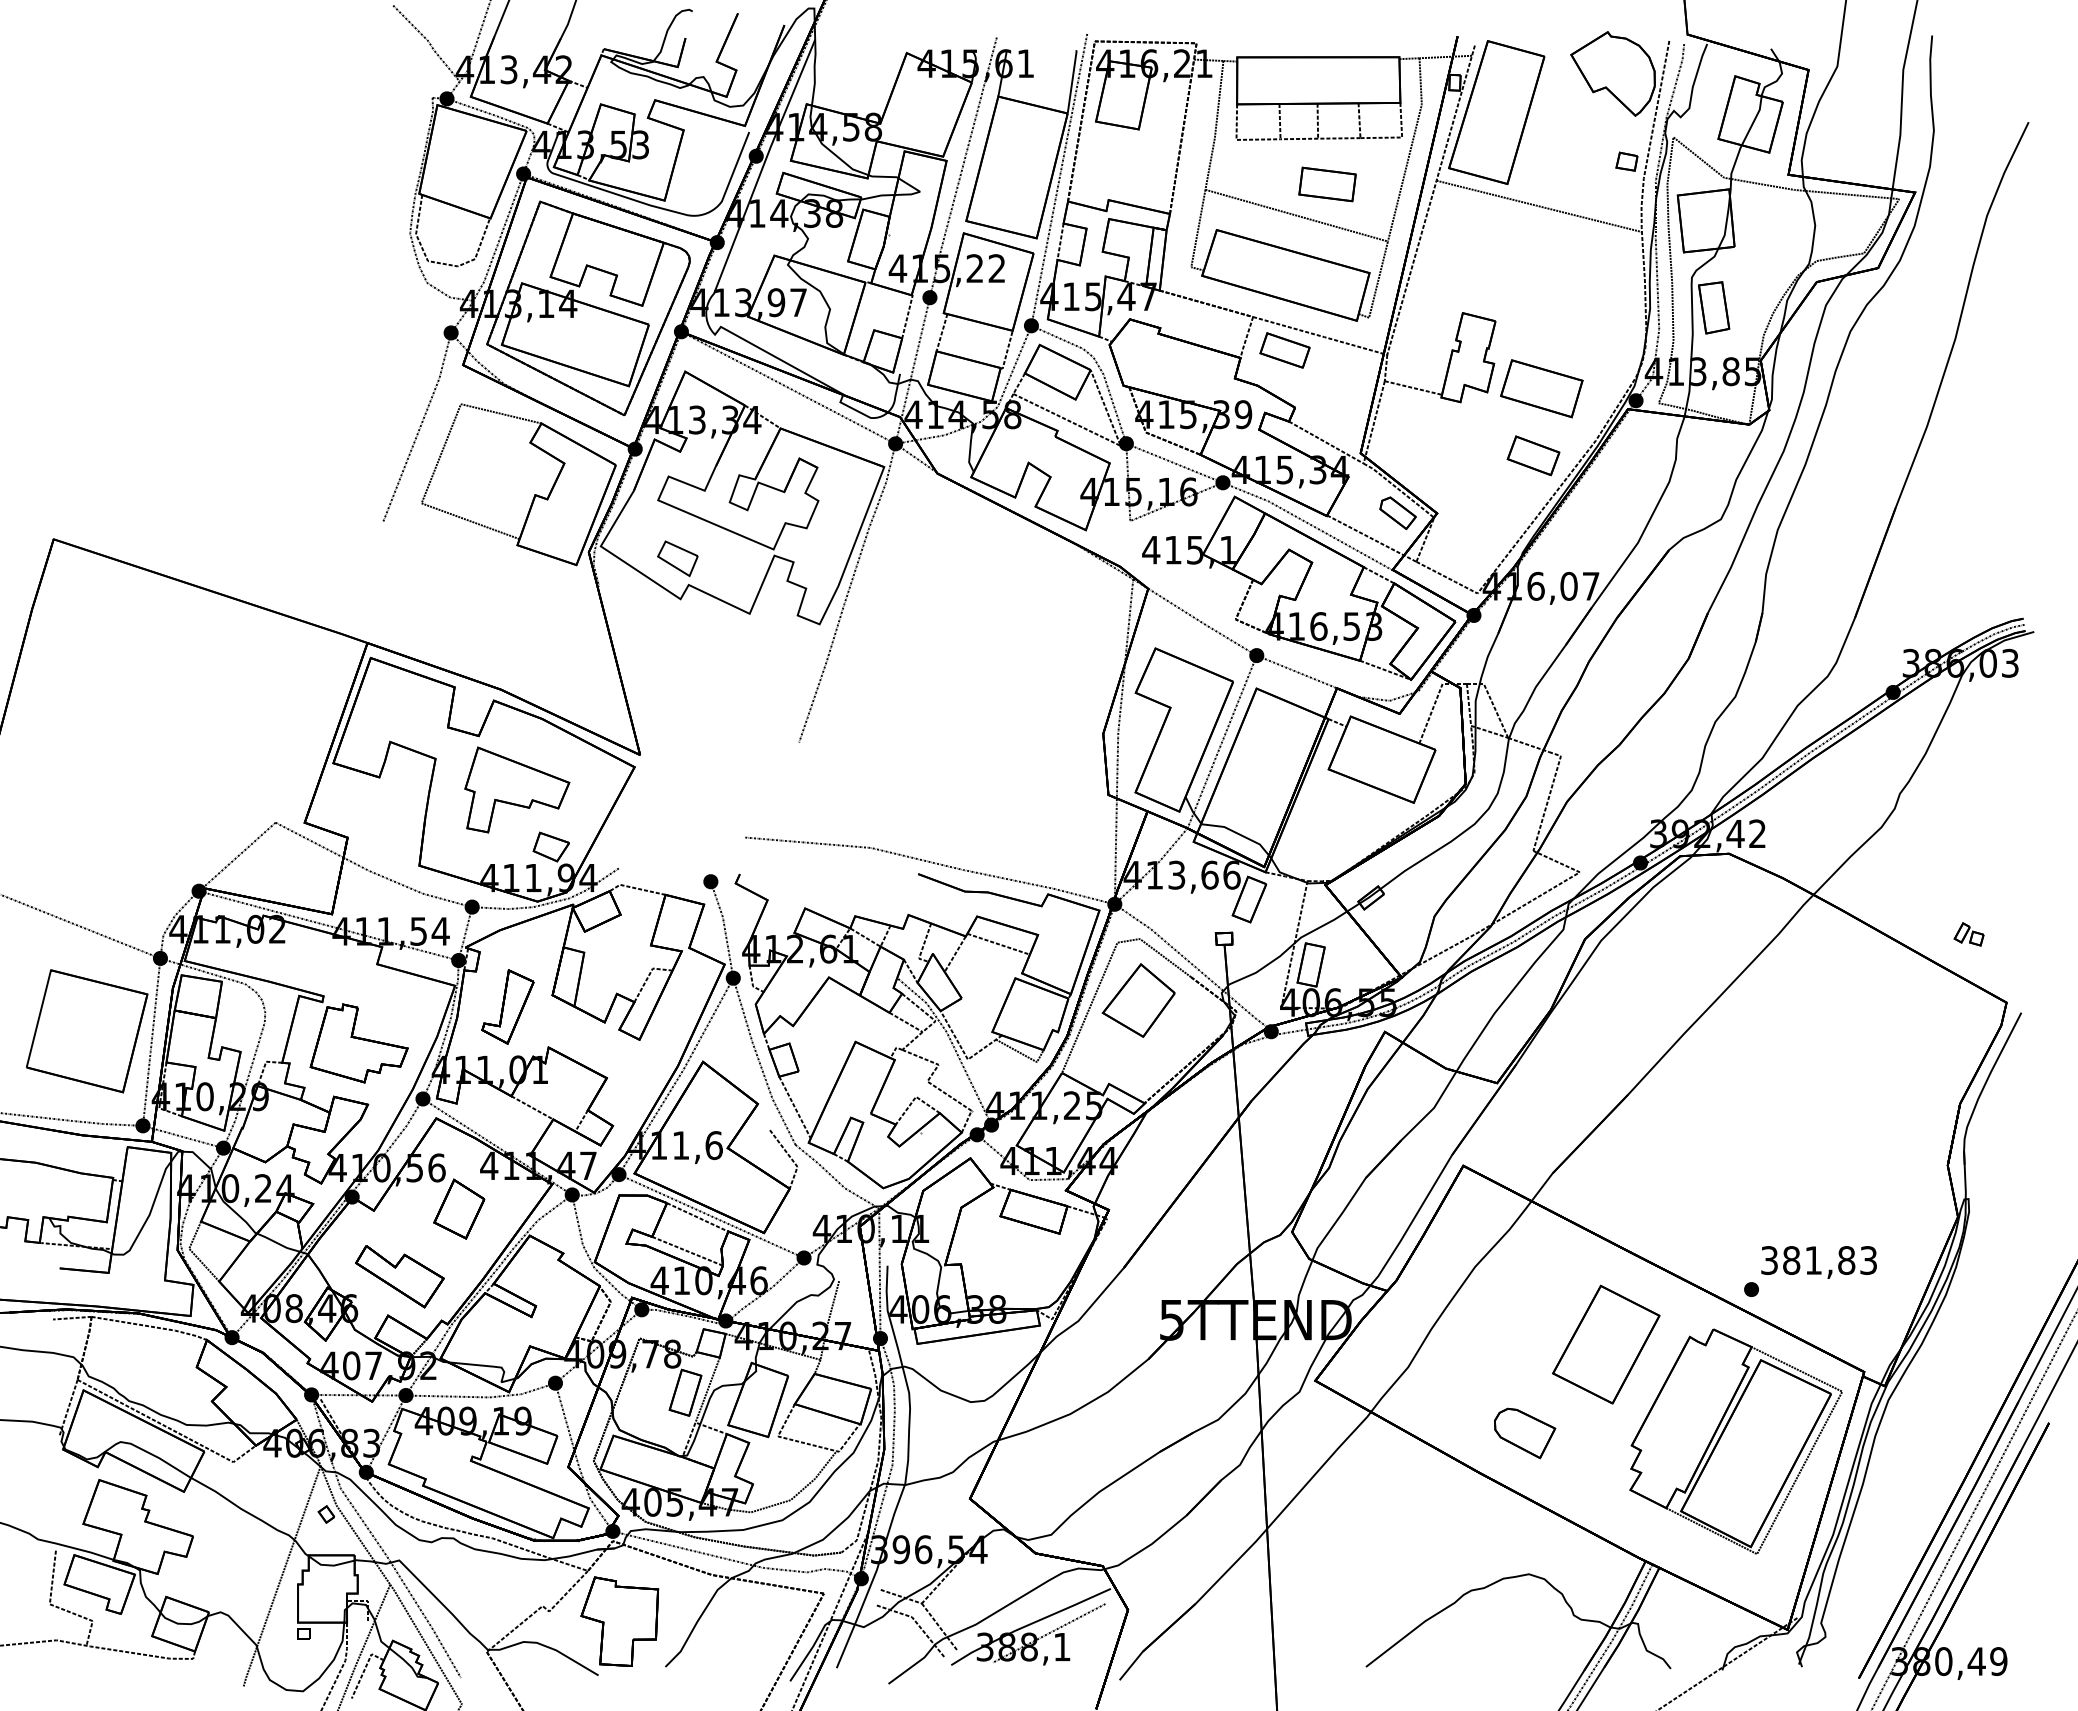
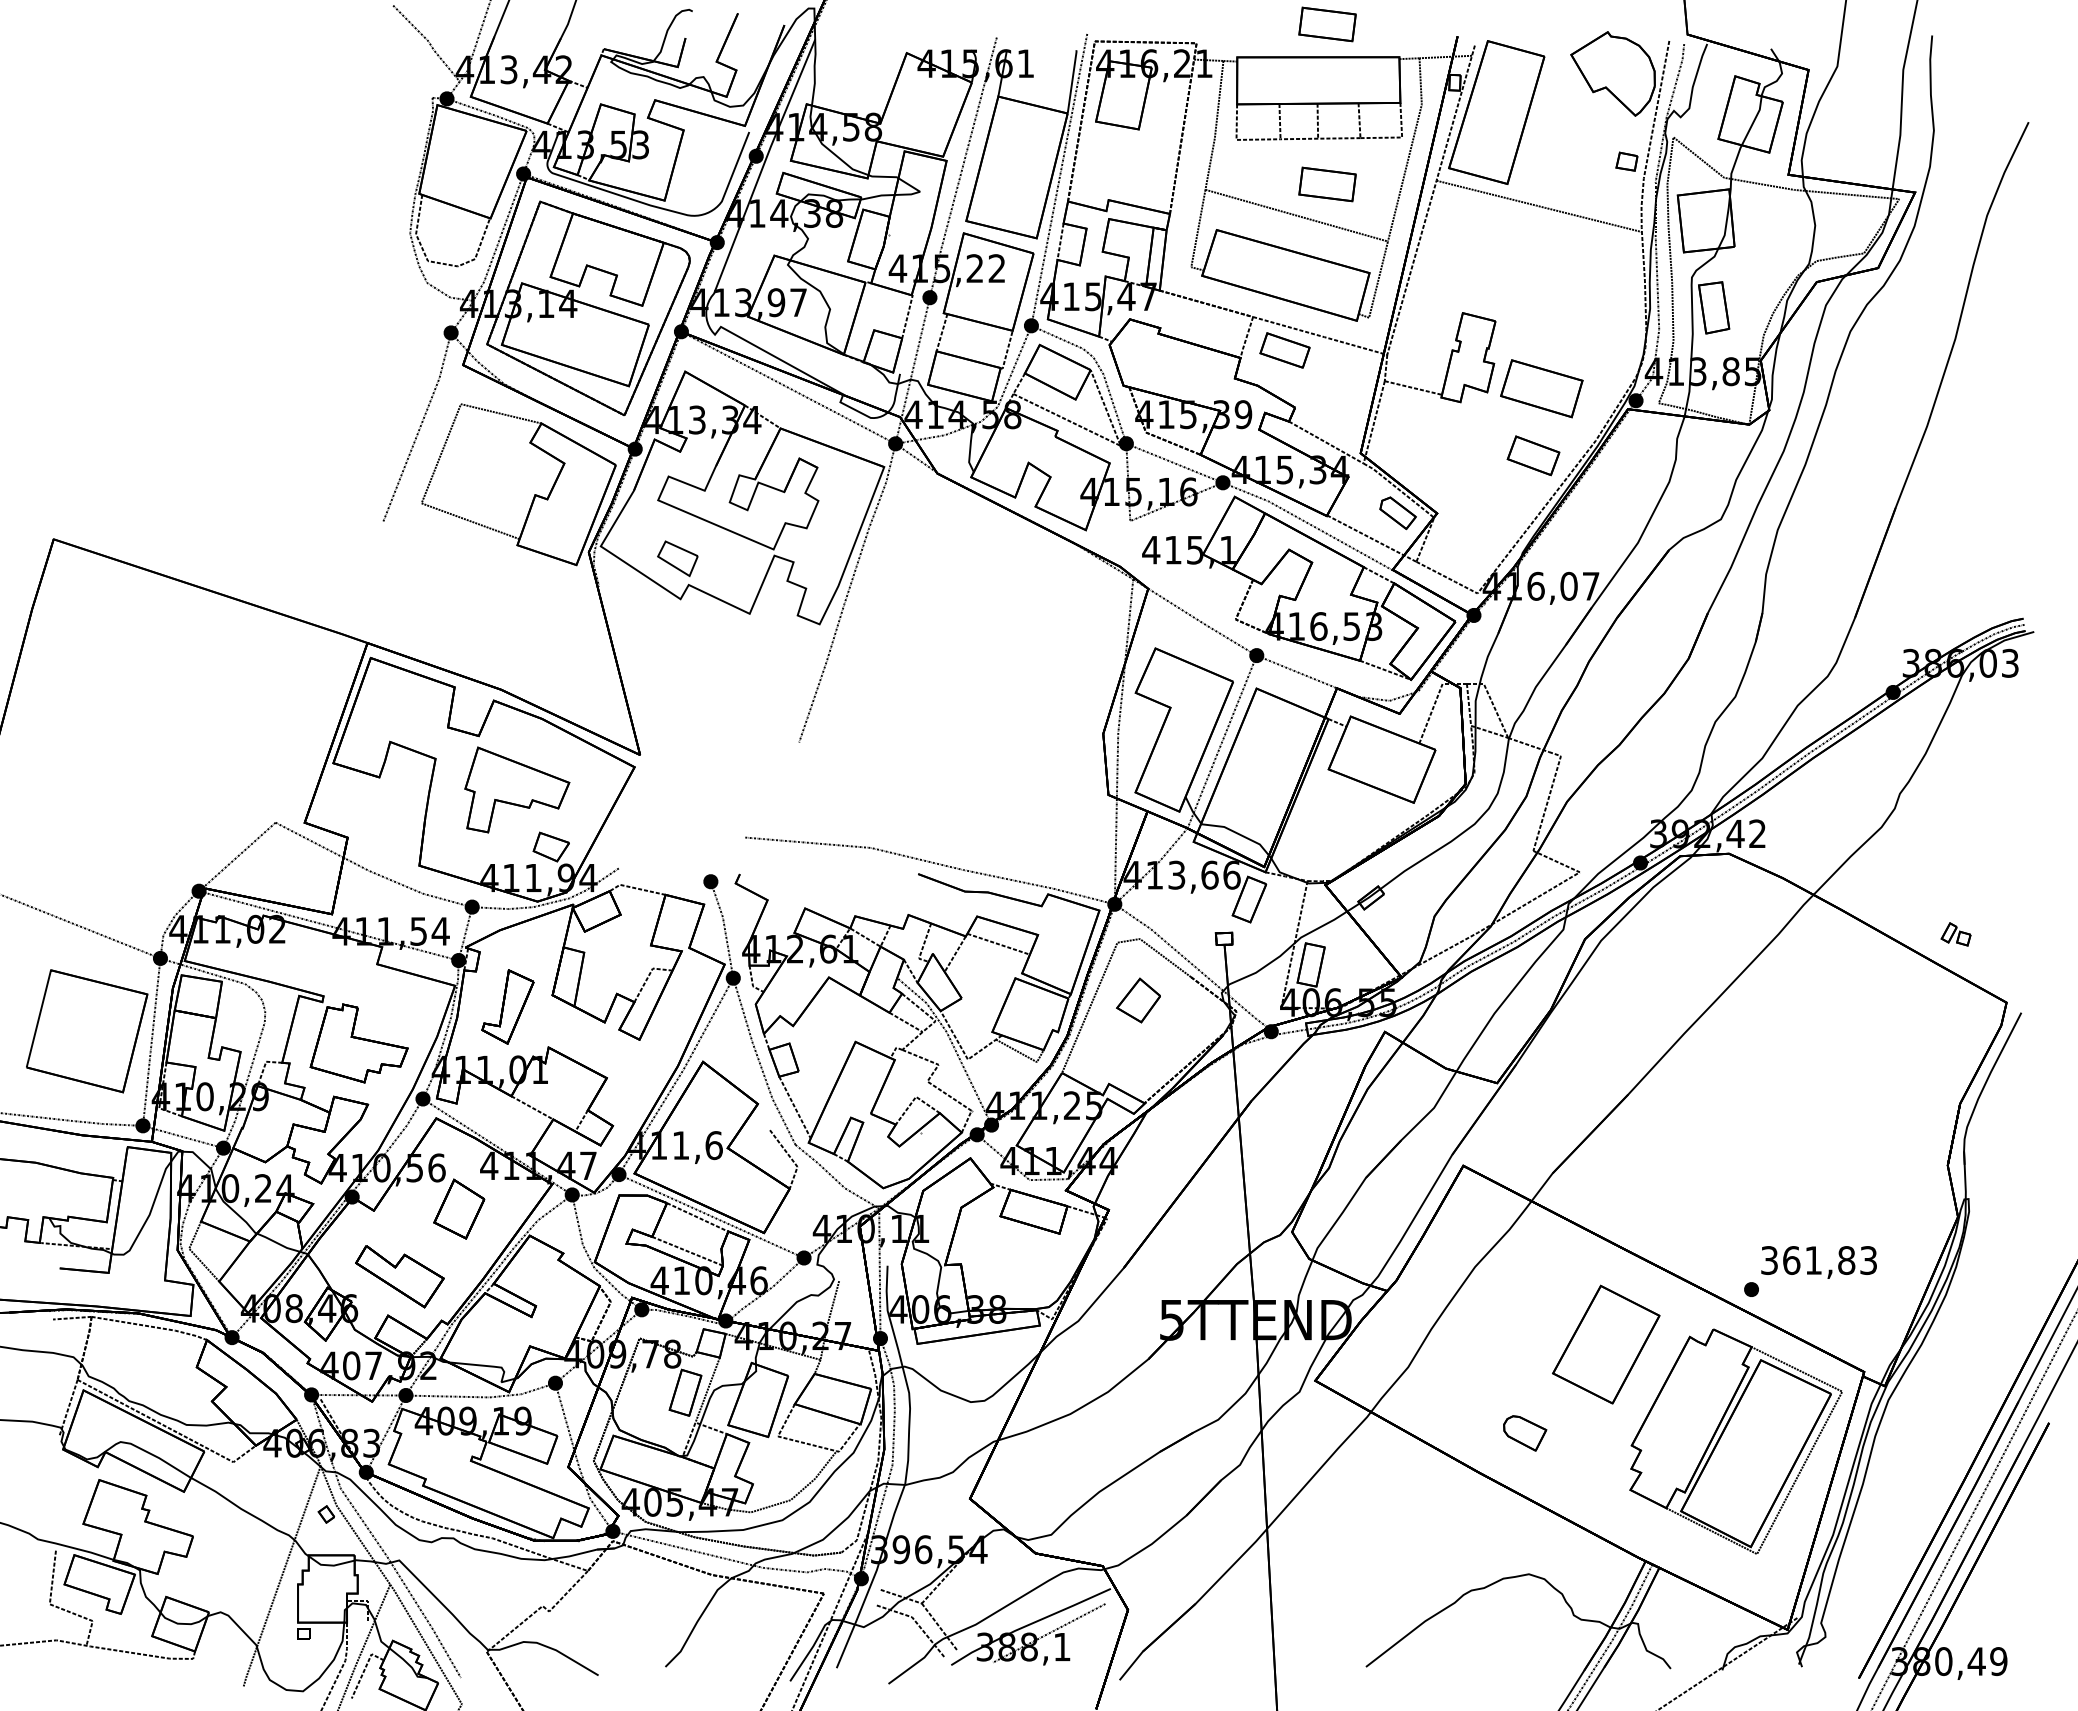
part: none -> present (1327, 24)
part position: (1968, 934) -> (1955, 934) (1955, 934)
part size: 75x75 px -> 45x47 px (1138, 1000)
text: 381,83 -> 361,83 (1791, 1260)
part size: 63x53 px -> 45x37 px (1525, 1433)
part: present -> none (619, 1621)
